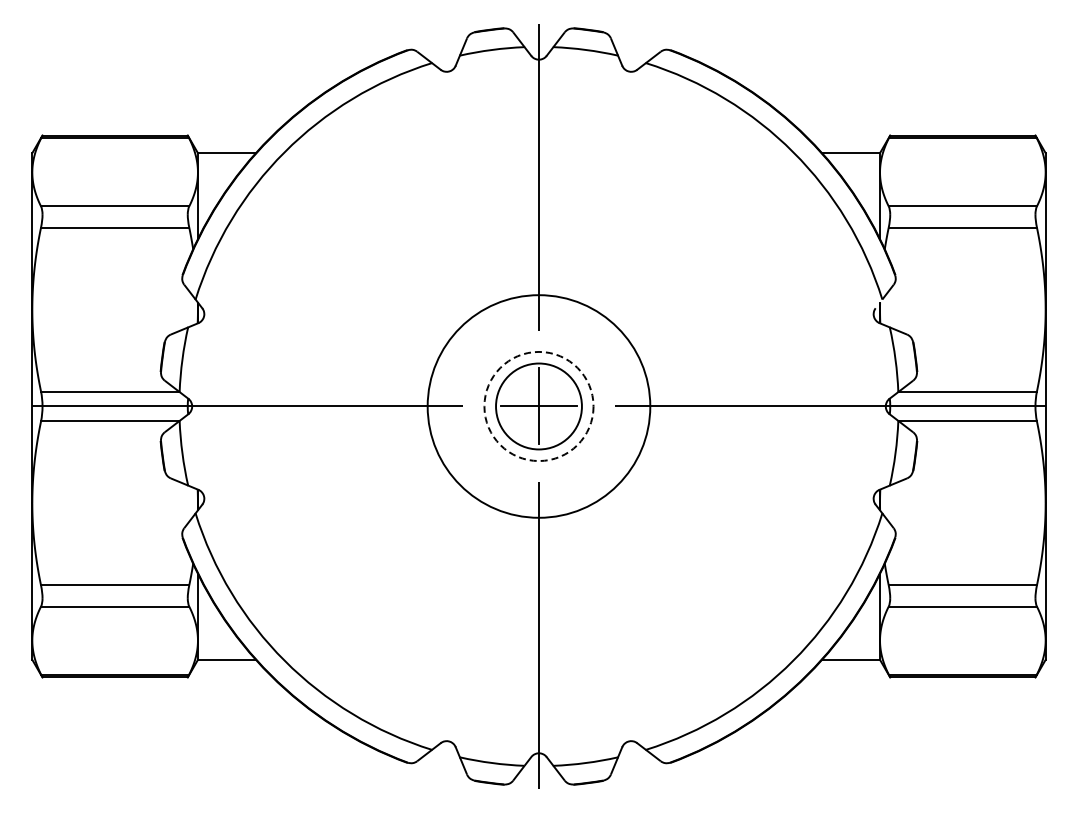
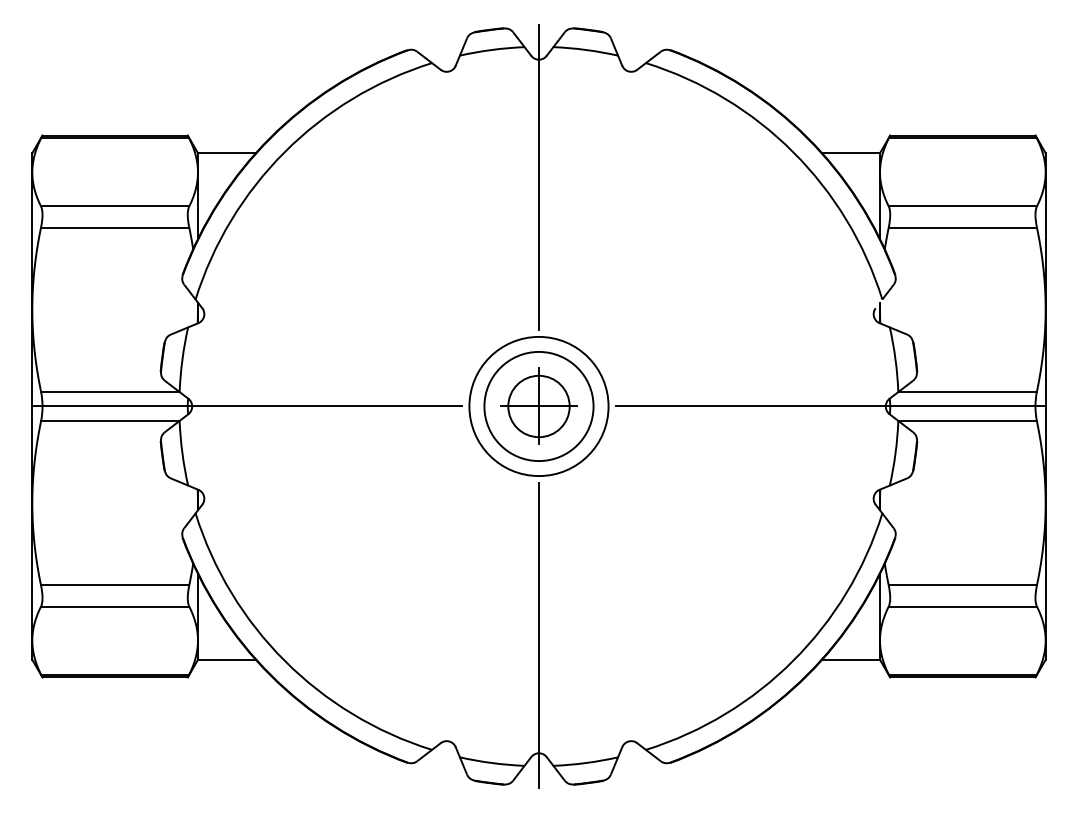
circle diameter: 223 px -> 139 px (538, 406)
circle diameter: 86 px -> 61 px (538, 406)
circle: dashed -> solid (538, 406)
